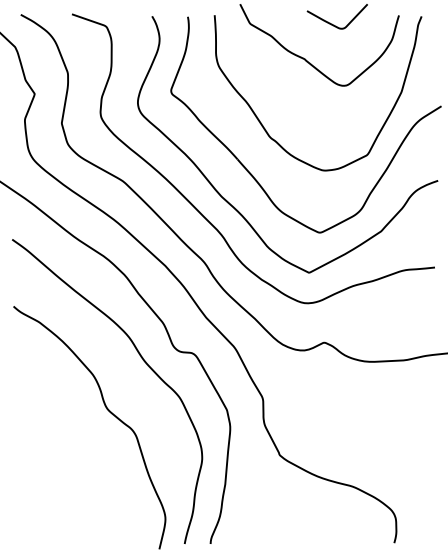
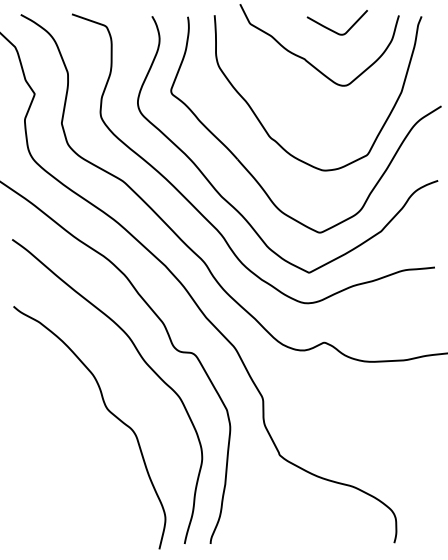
curve position: (332, 23) -> (332, 29) (332, 29)
